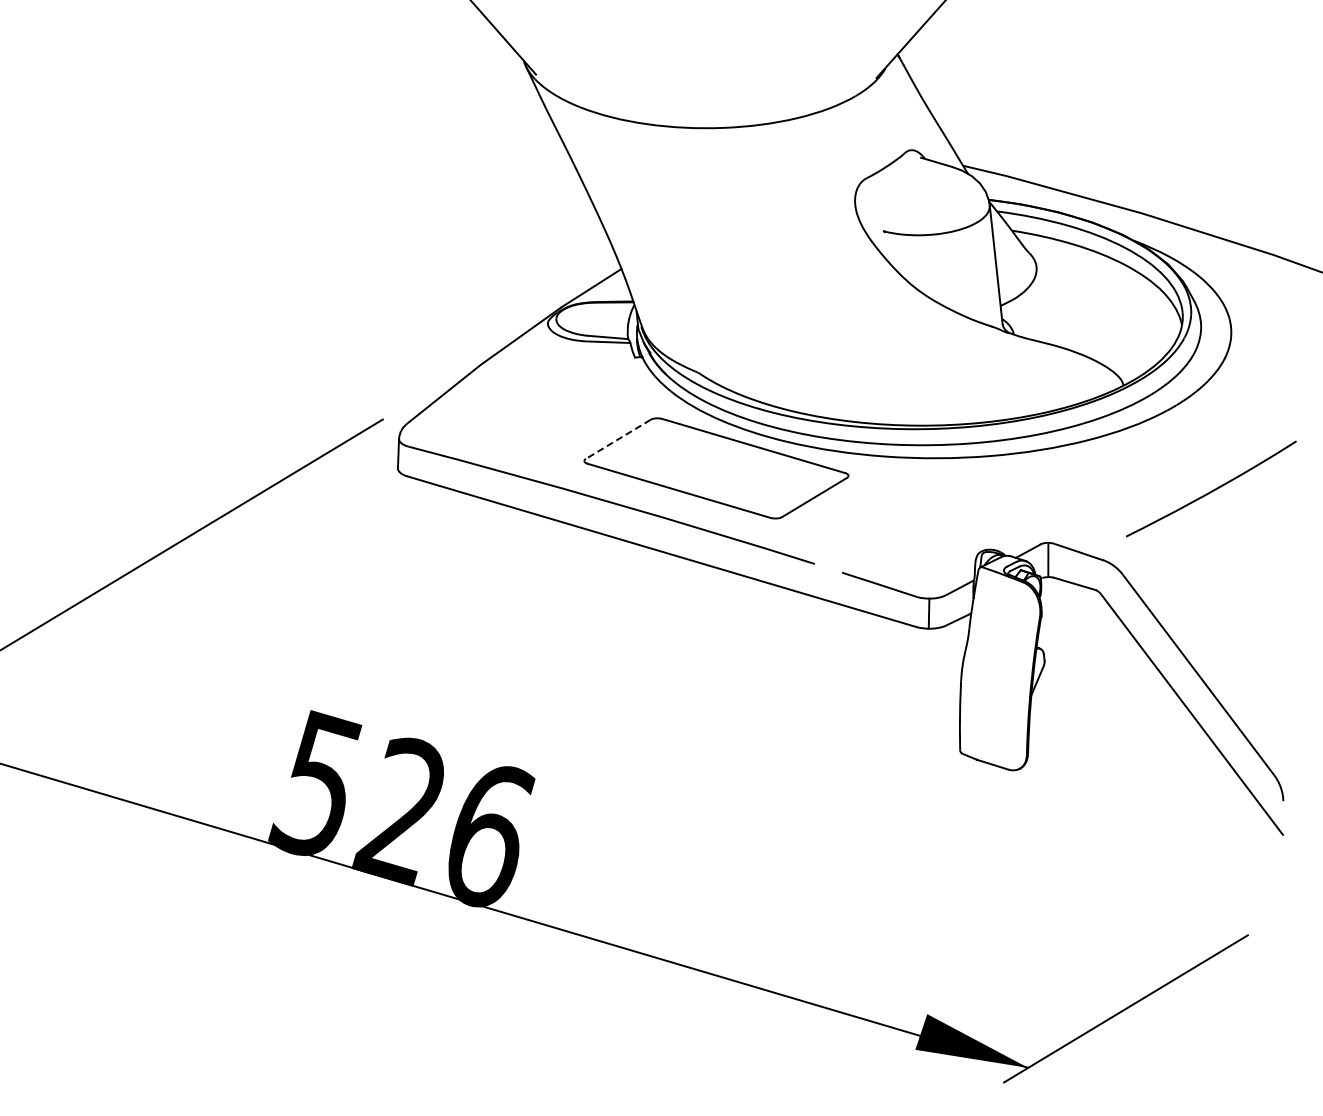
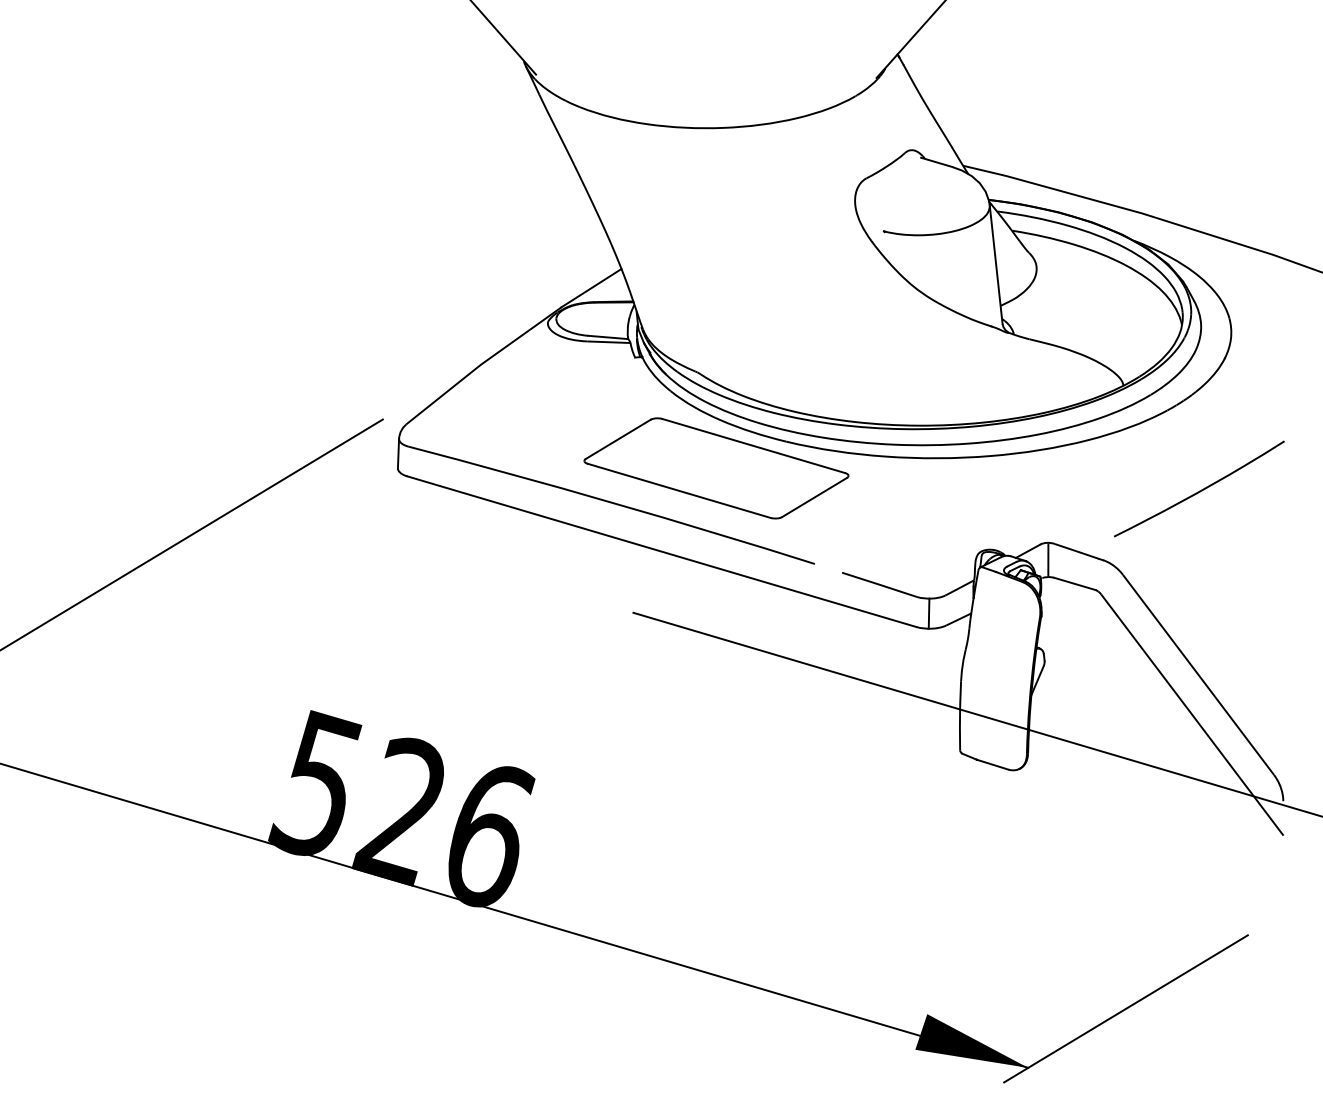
line: dashed -> solid (618, 439)
curve position: (1211, 490) -> (1199, 490) (1199, 490)
line: none -> present (976, 713)
